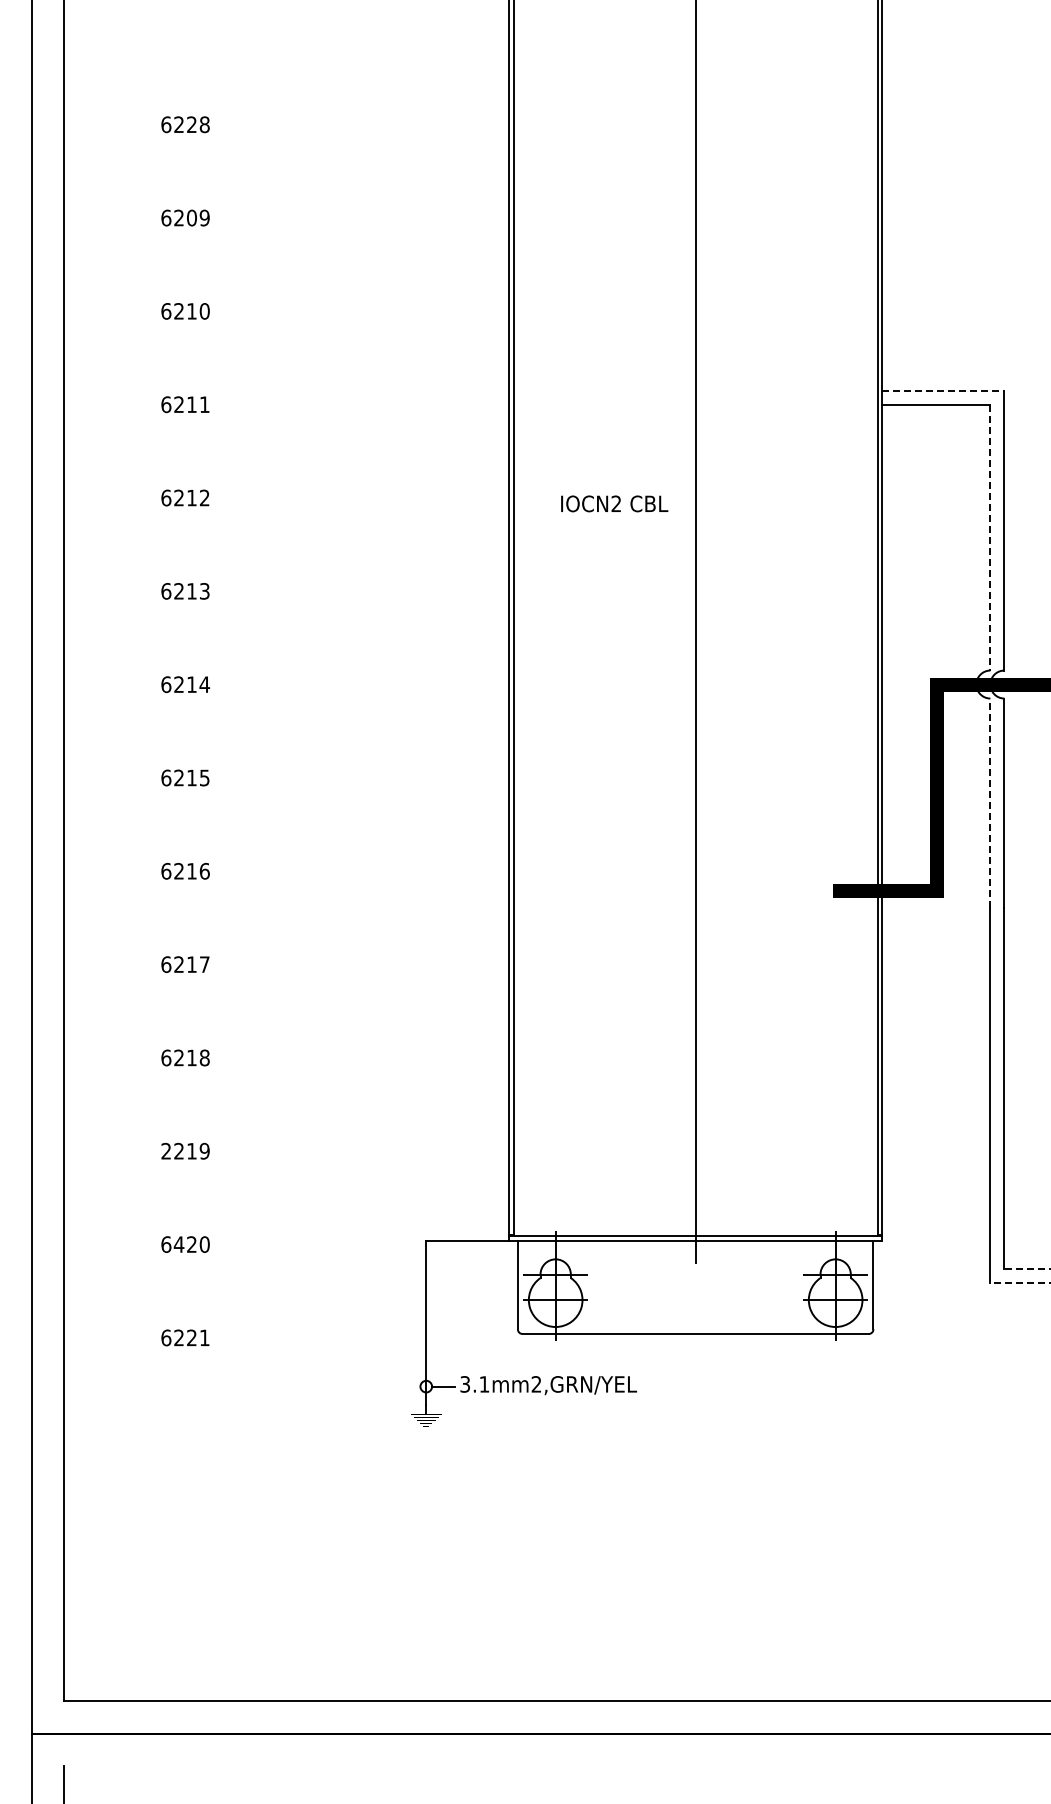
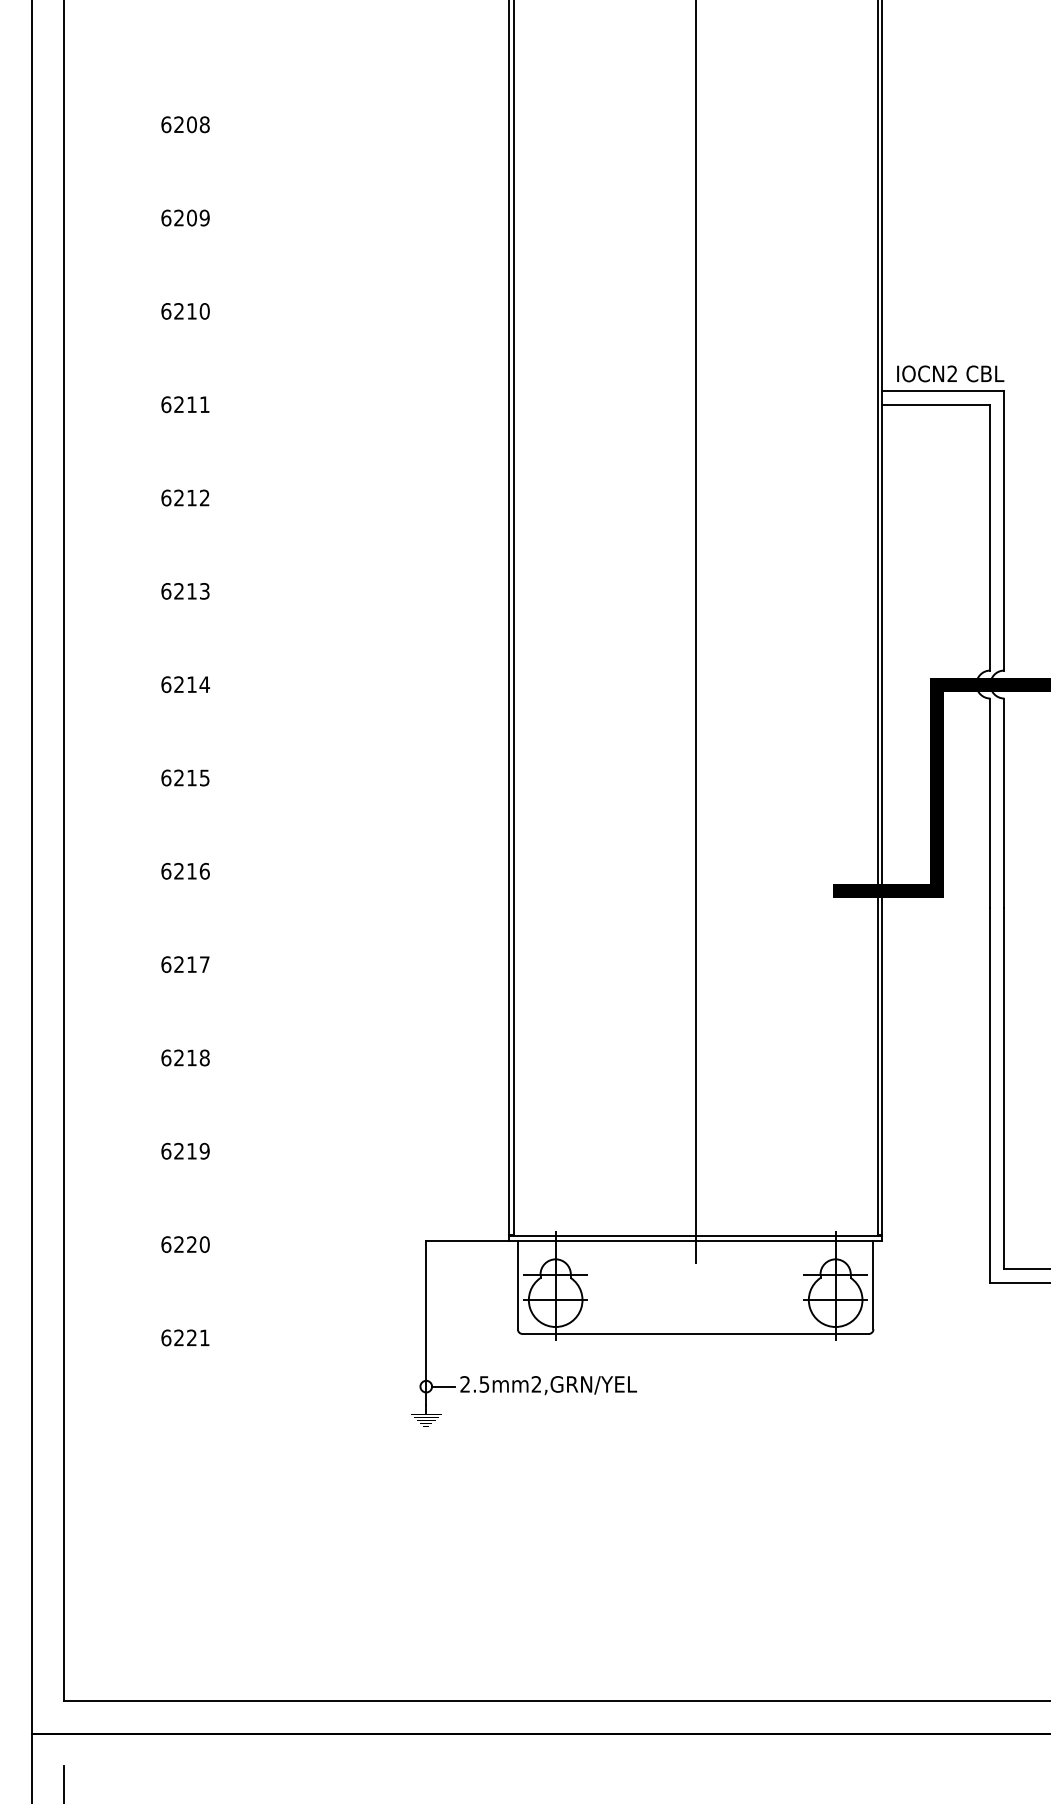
text: 6228 -> 6208 (191, 124)
line: dashed -> solid (943, 390)
text position: (614, 503) -> (950, 373) (950, 373)
line: dashed -> solid (990, 538)
line: dashed -> solid (990, 803)
text: 2219 -> 6219 (166, 1150)
text: 6420 -> 6220 (178, 1244)
line: dashed -> solid (1027, 1268)
line: dashed -> solid (1020, 1282)
text: 3.1mm2,GRN/YEL -> 2.5mm2,GRN/YEL (474, 1384)
